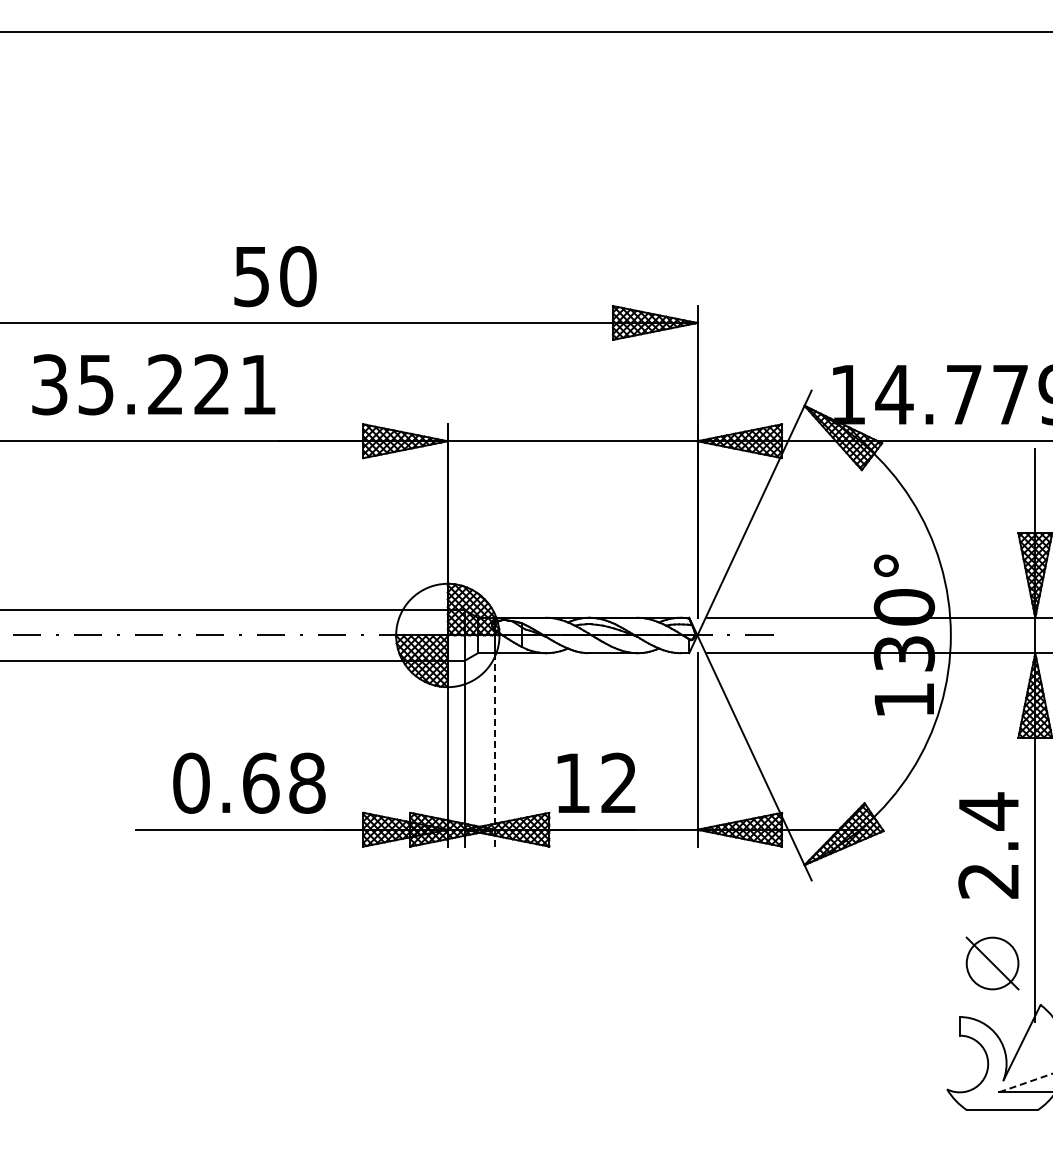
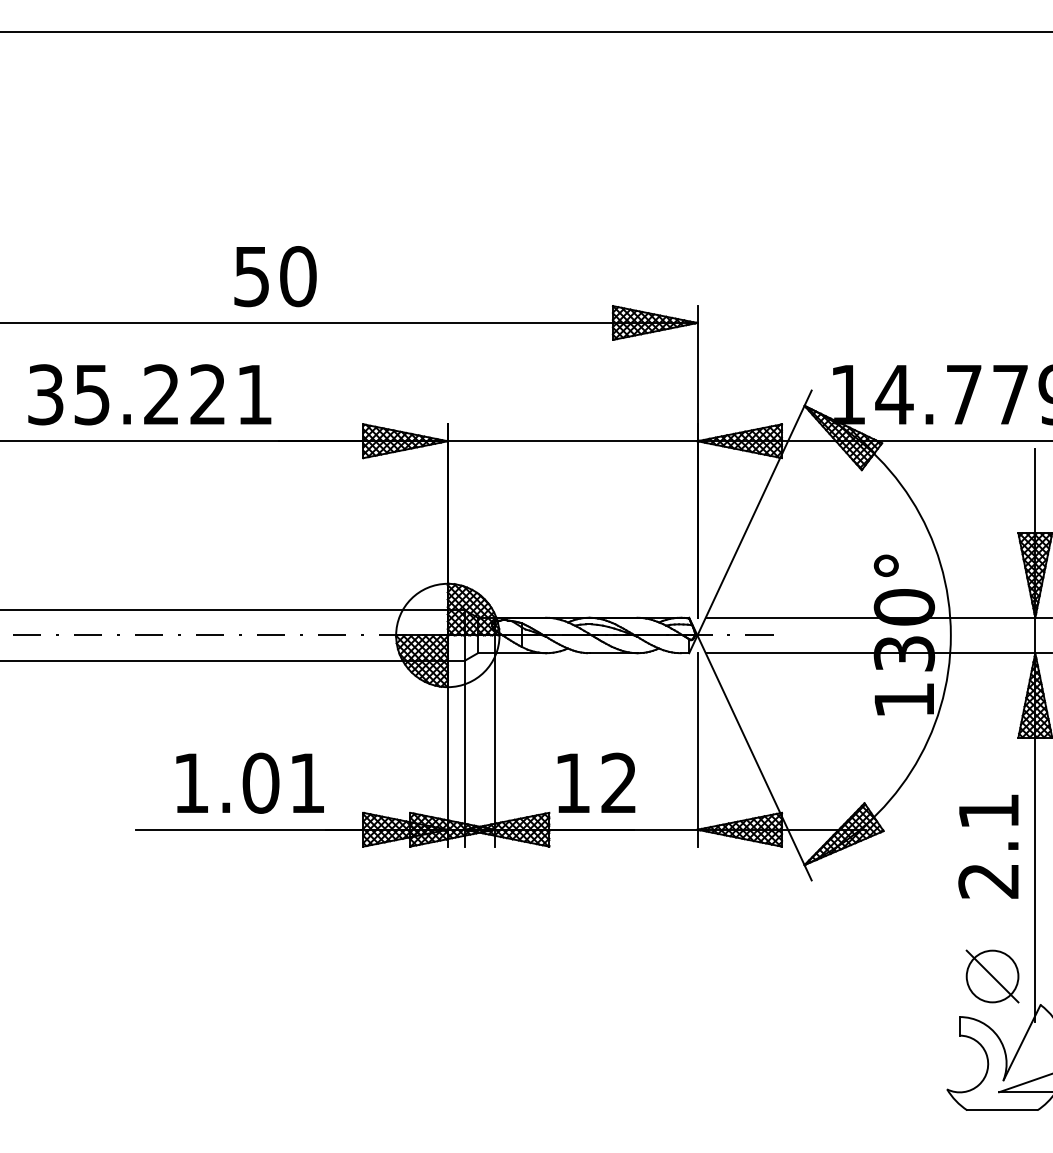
text position: (153, 384) -> (149, 394) (149, 394)
line: dashed -> solid (494, 749)
text: 0.68 -> 1.01 (249, 782)
text: 2.4 -> 2.1 (988, 811)
part position: (992, 963) -> (992, 976) (992, 976)
line: dashed -> solid (1026, 1082)
